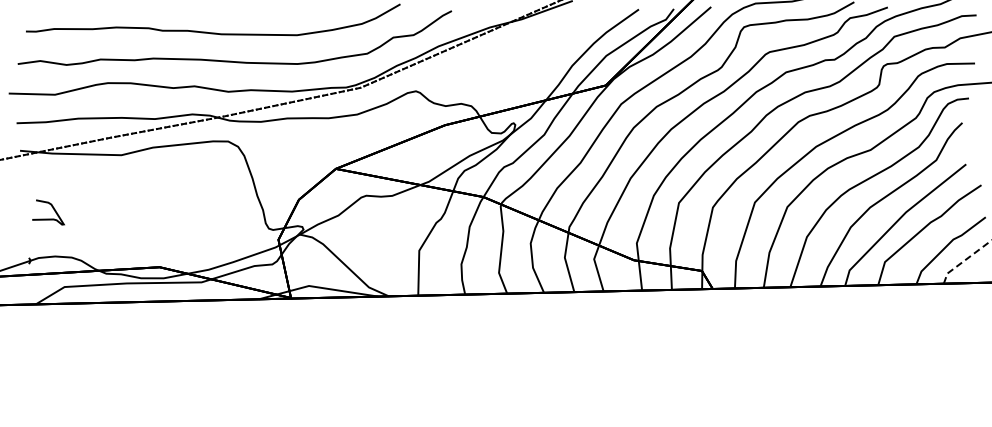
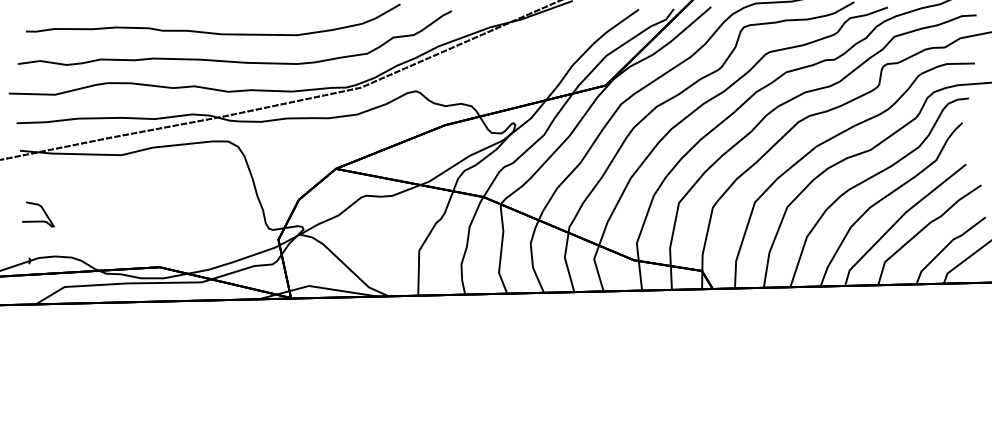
curve position: (52, 208) -> (42, 210) (42, 210)
line: dashed -> solid (964, 260)
